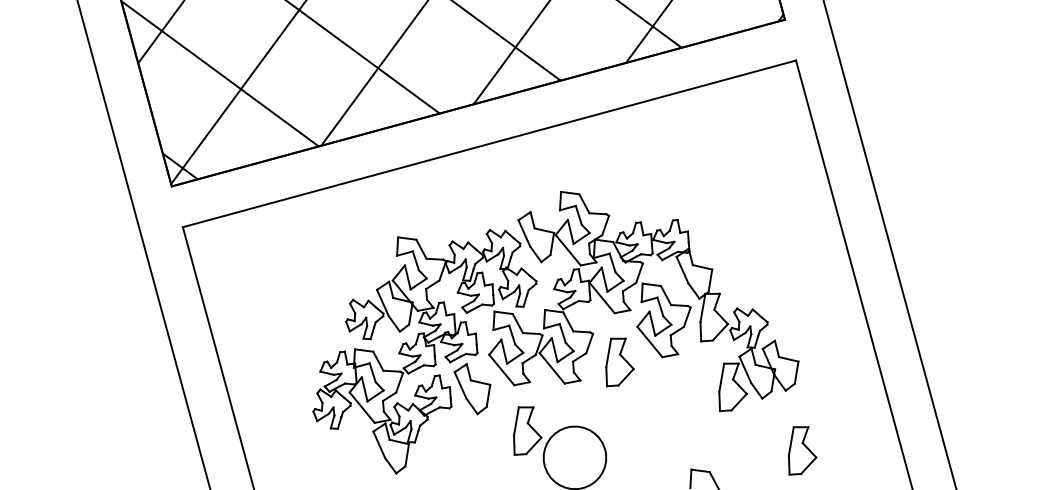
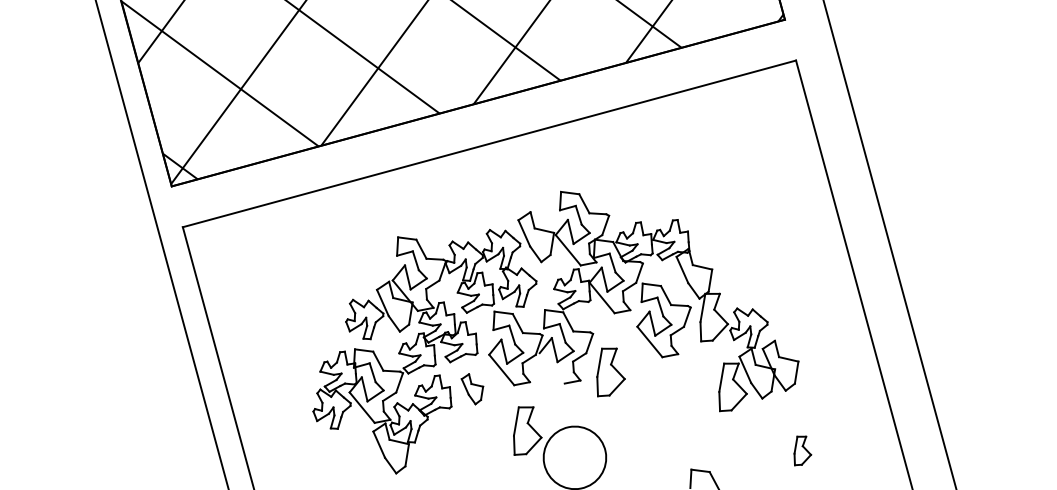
line position: (143, 244) -> (161, 244) (161, 244)
part position: (619, 362) -> (610, 372) (610, 372)
line: present -> none (551, 368)
part size: 39x53 px -> 25x33 px (472, 389)
part size: 30x50 px -> 20x32 px (802, 450)
